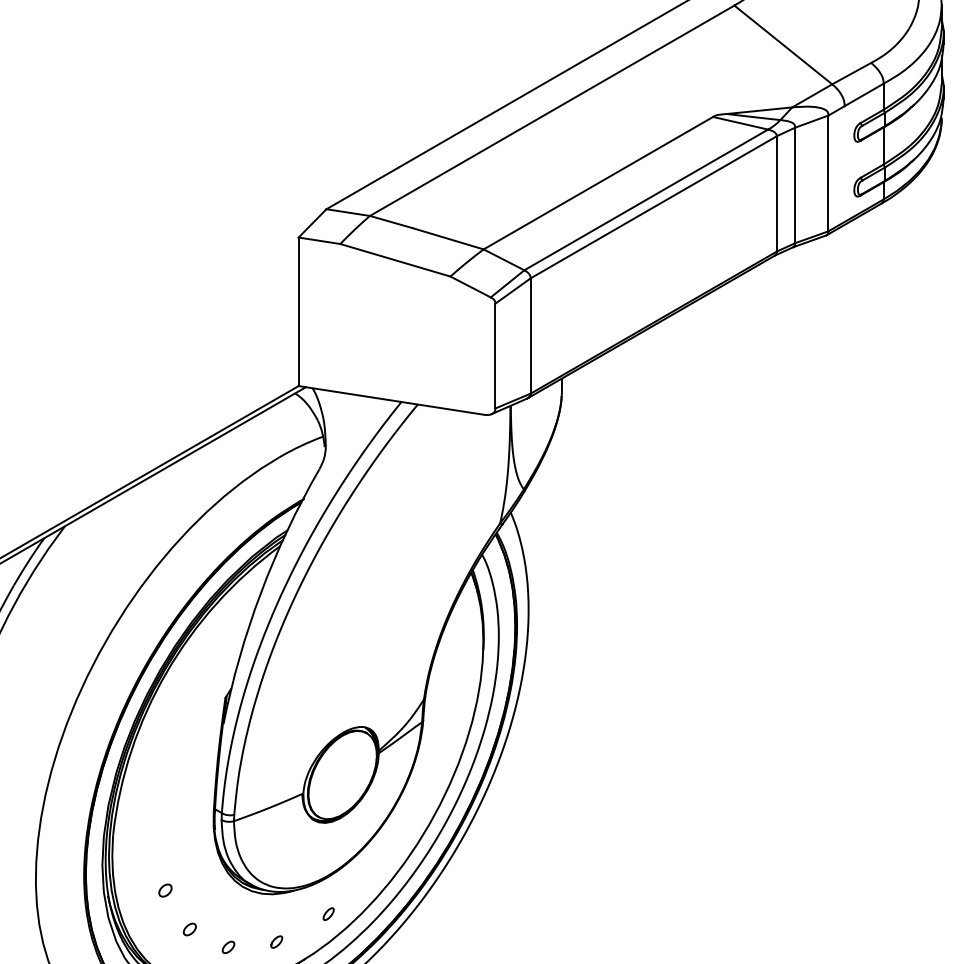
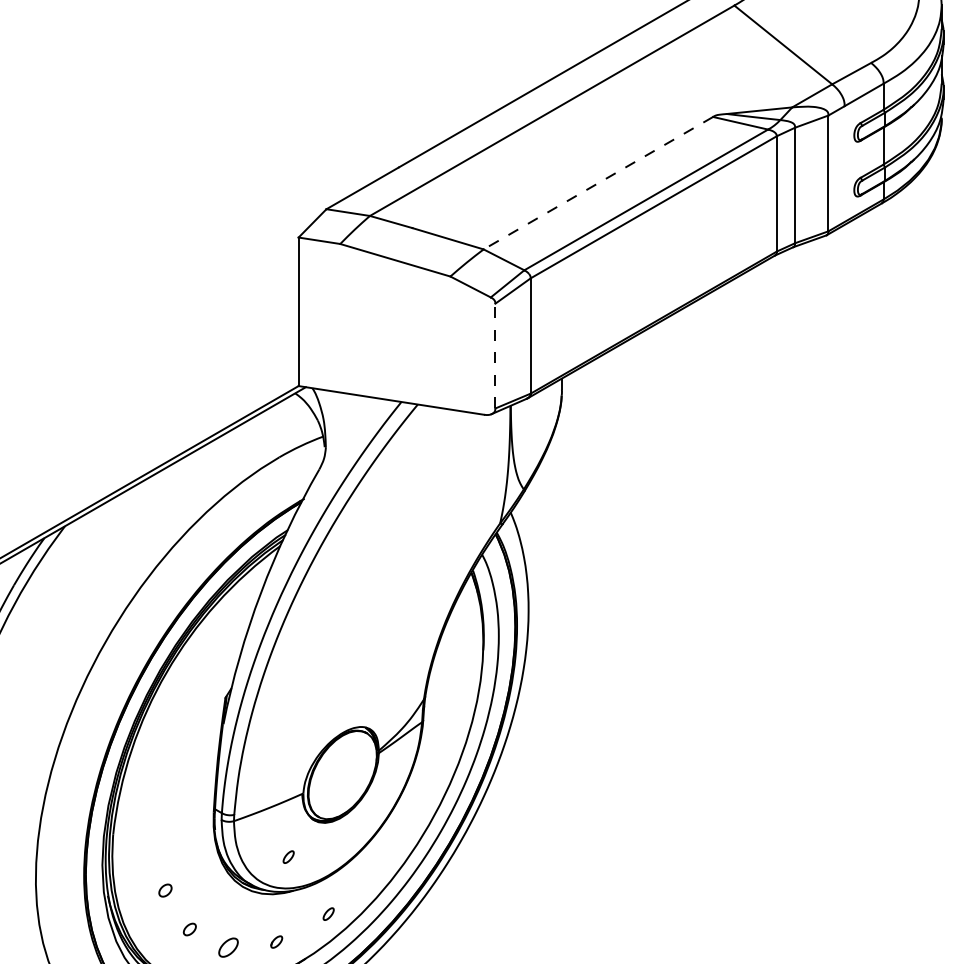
line: solid -> dashed (597, 183)
line: solid -> dashed (495, 355)
part: none -> present (288, 856)
part size: 15x14 px -> 21x21 px (228, 947)
